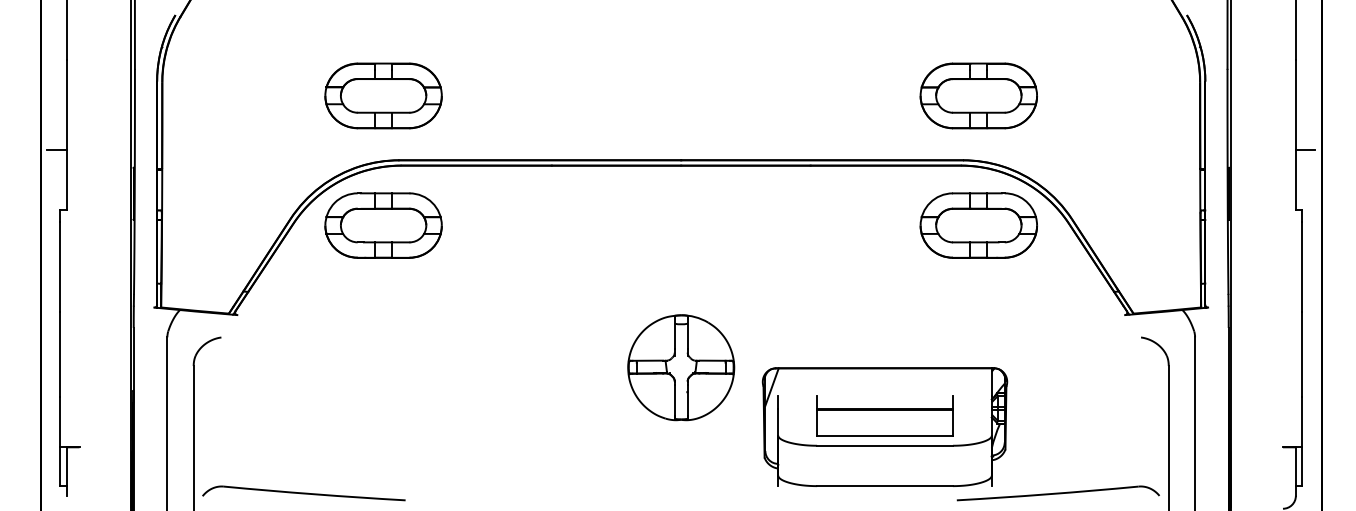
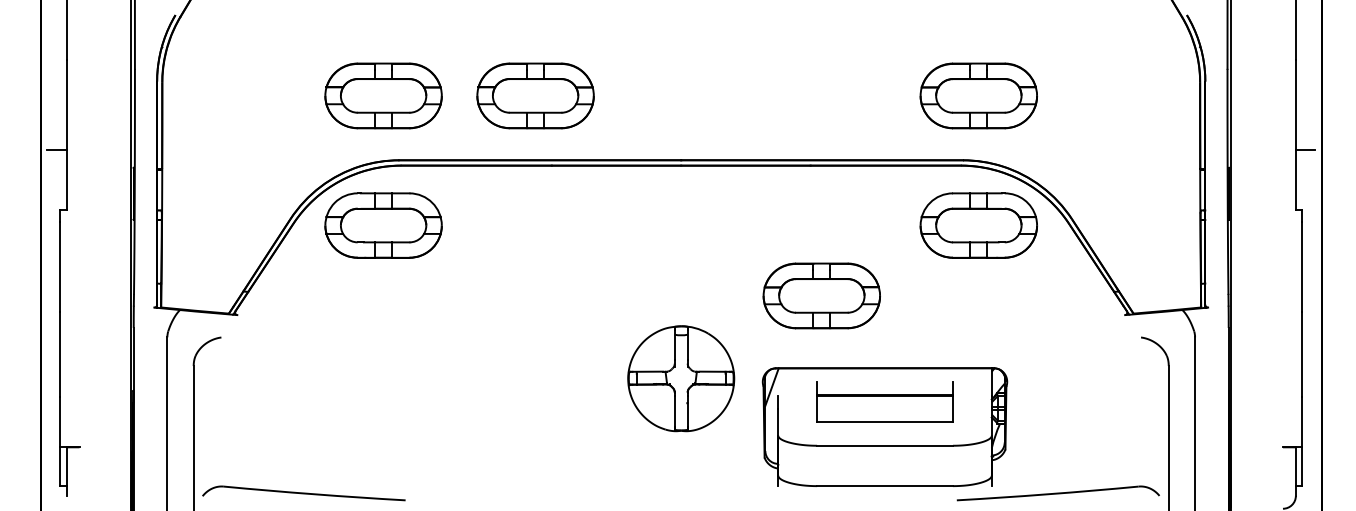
part: none -> present (535, 95)
part: none -> present (821, 295)
part position: (681, 367) -> (681, 378) (681, 378)
part position: (884, 415) -> (884, 401) (884, 401)
